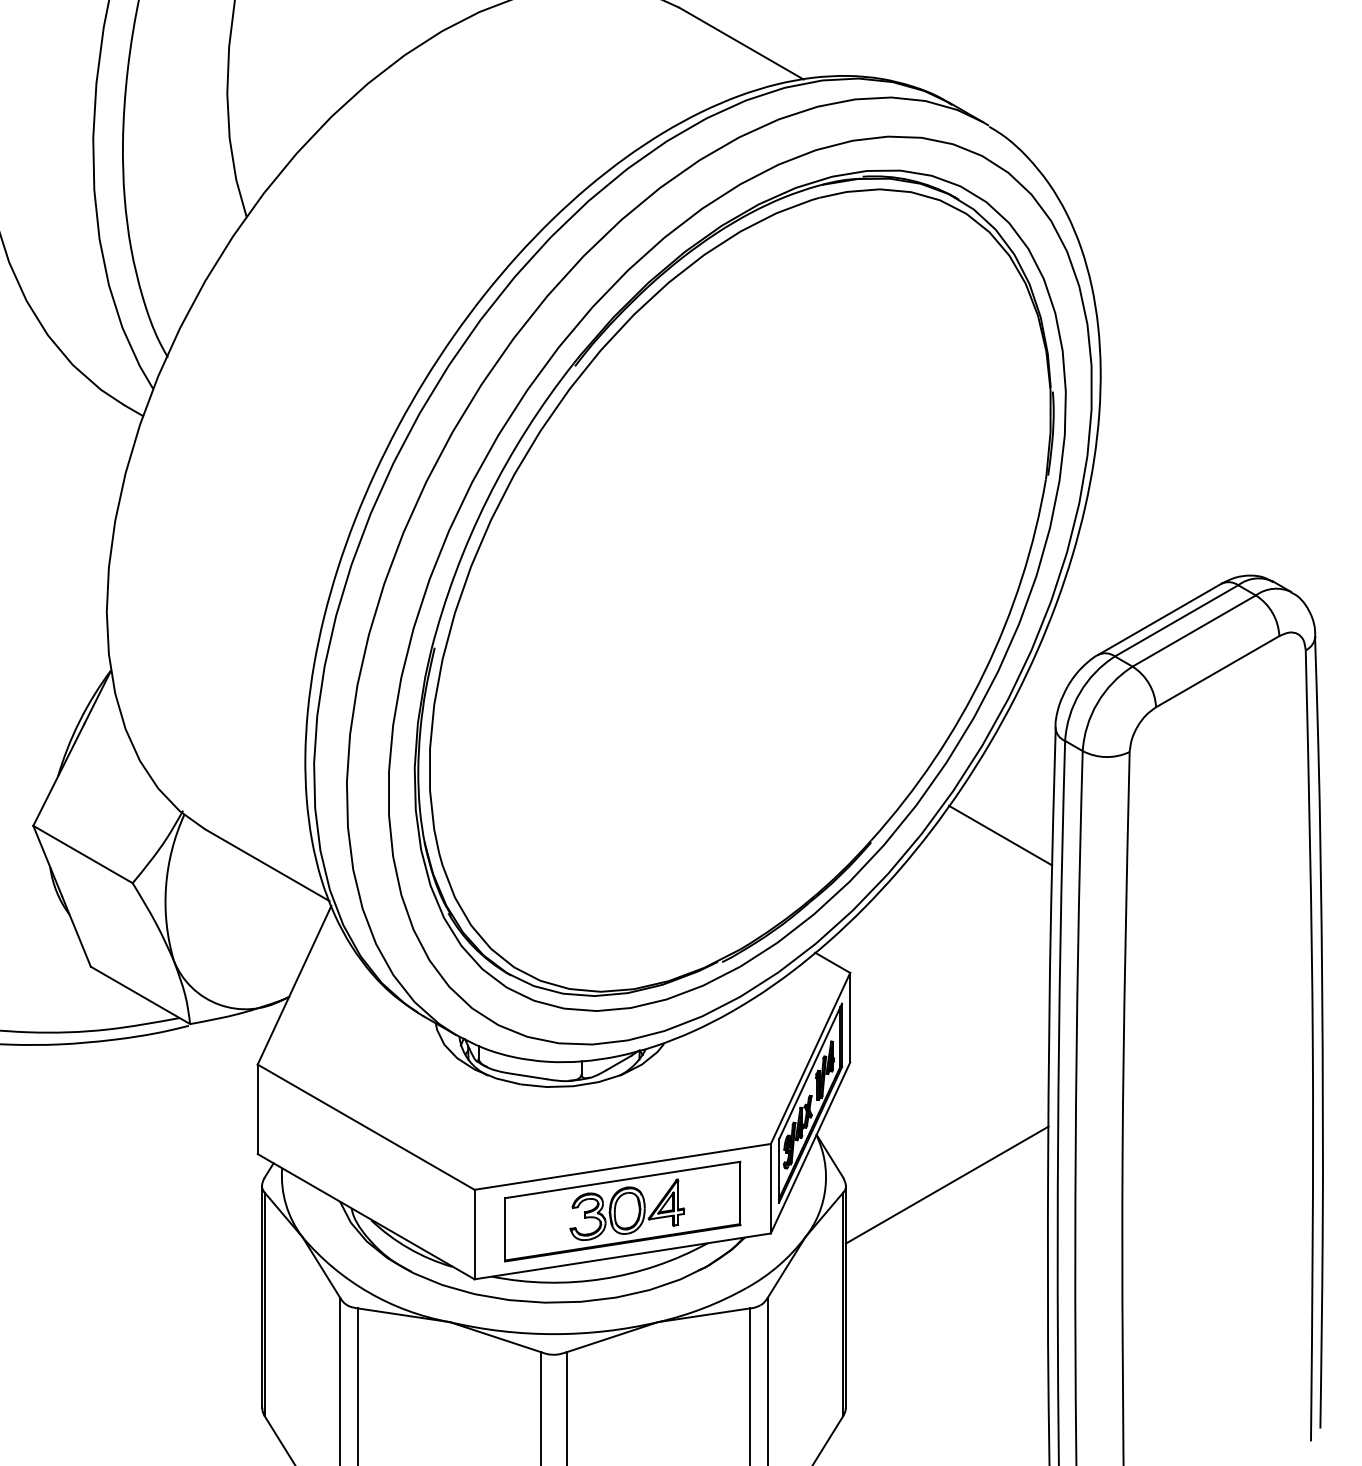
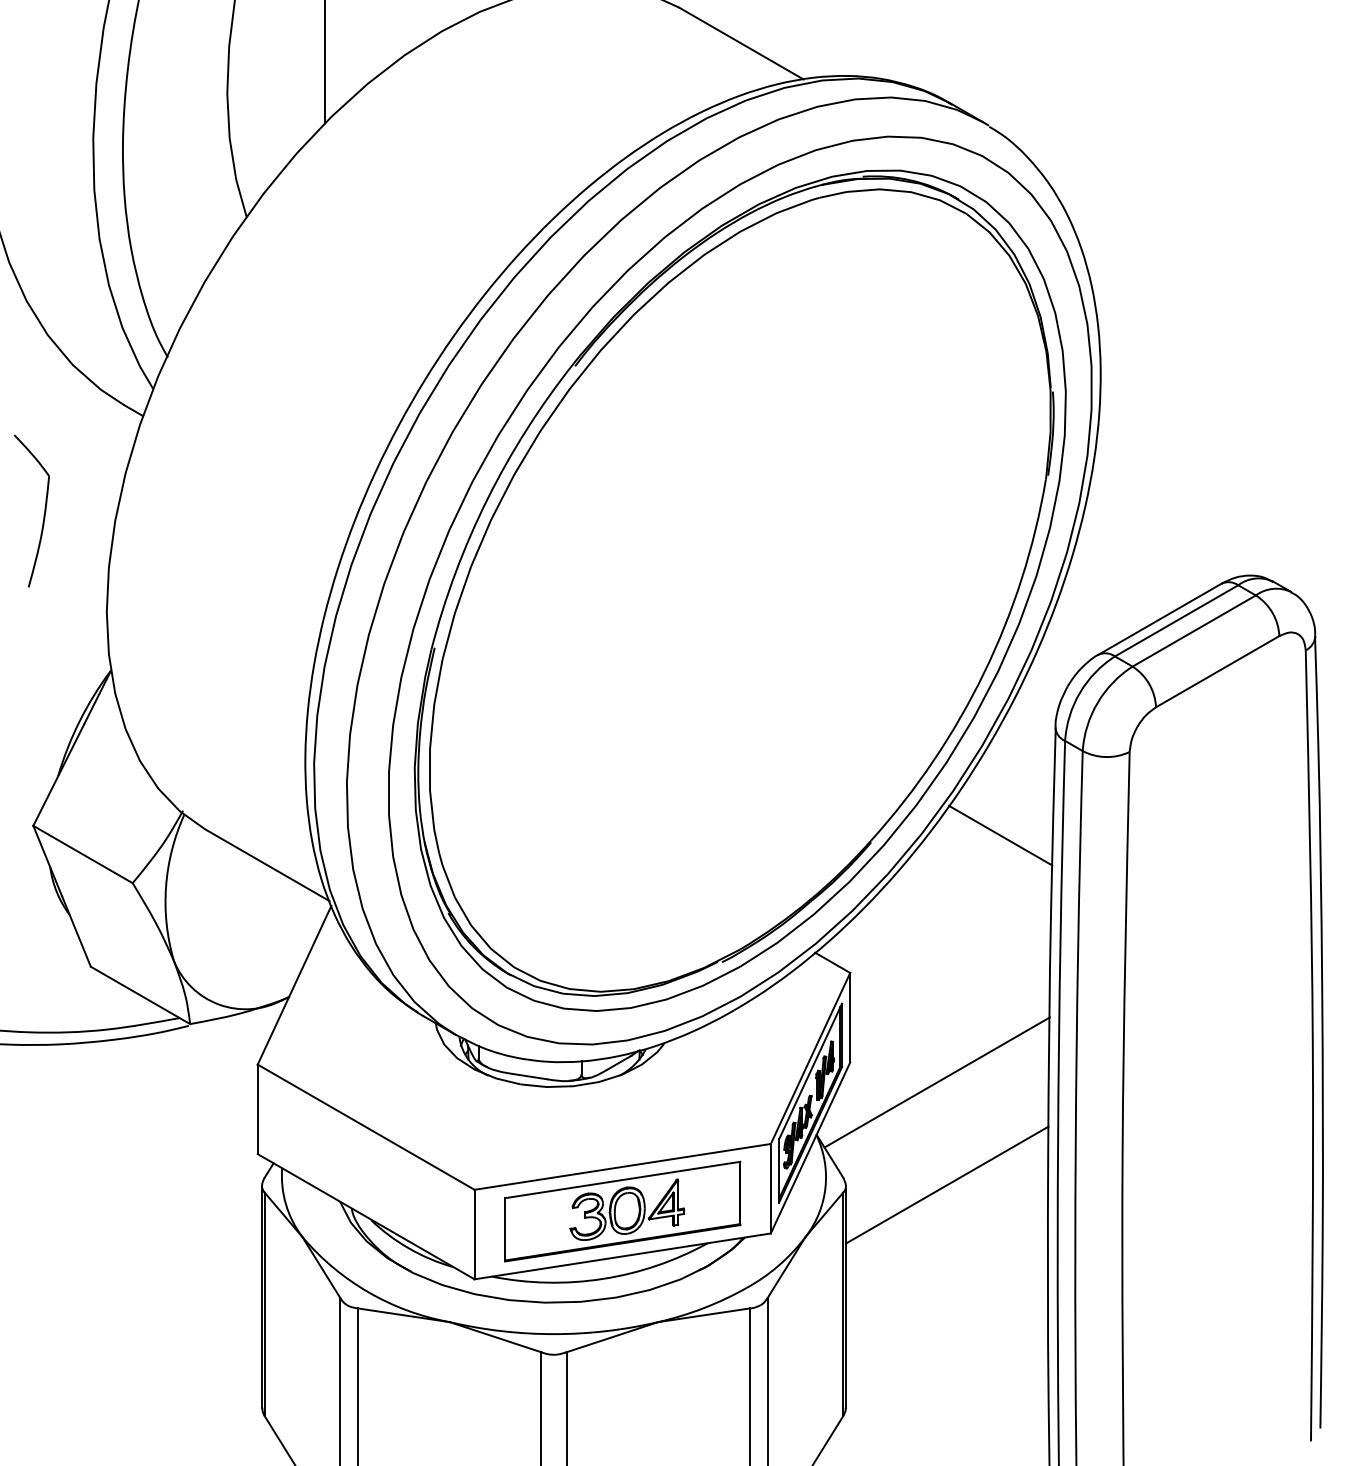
line: none -> present (325, 62)
part: none -> present (44, 510)
line: none -> present (936, 1082)
